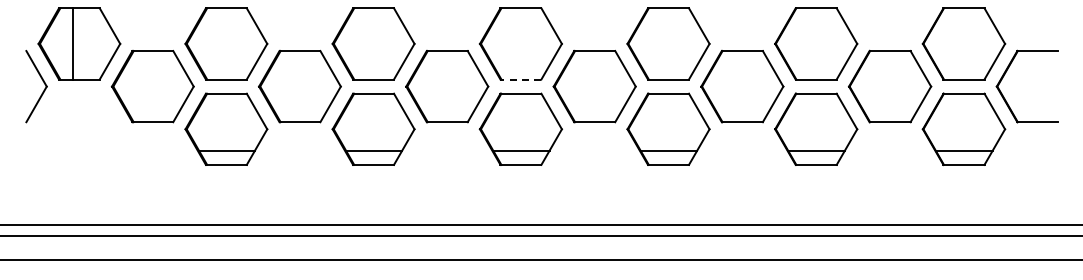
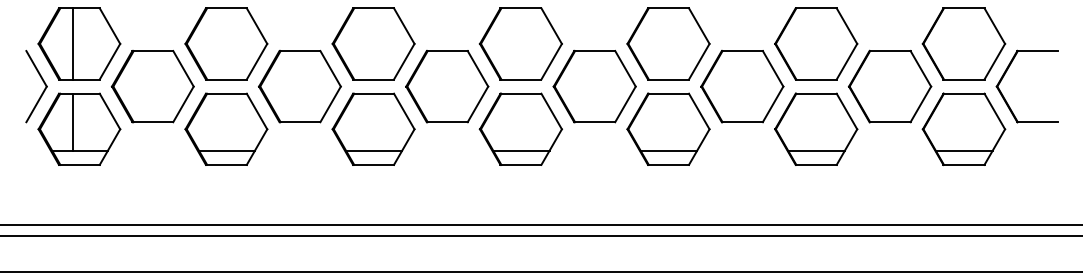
line: dashed -> solid (520, 79)
part: none -> present (79, 128)
line position: (540, 259) -> (540, 271) (540, 271)
